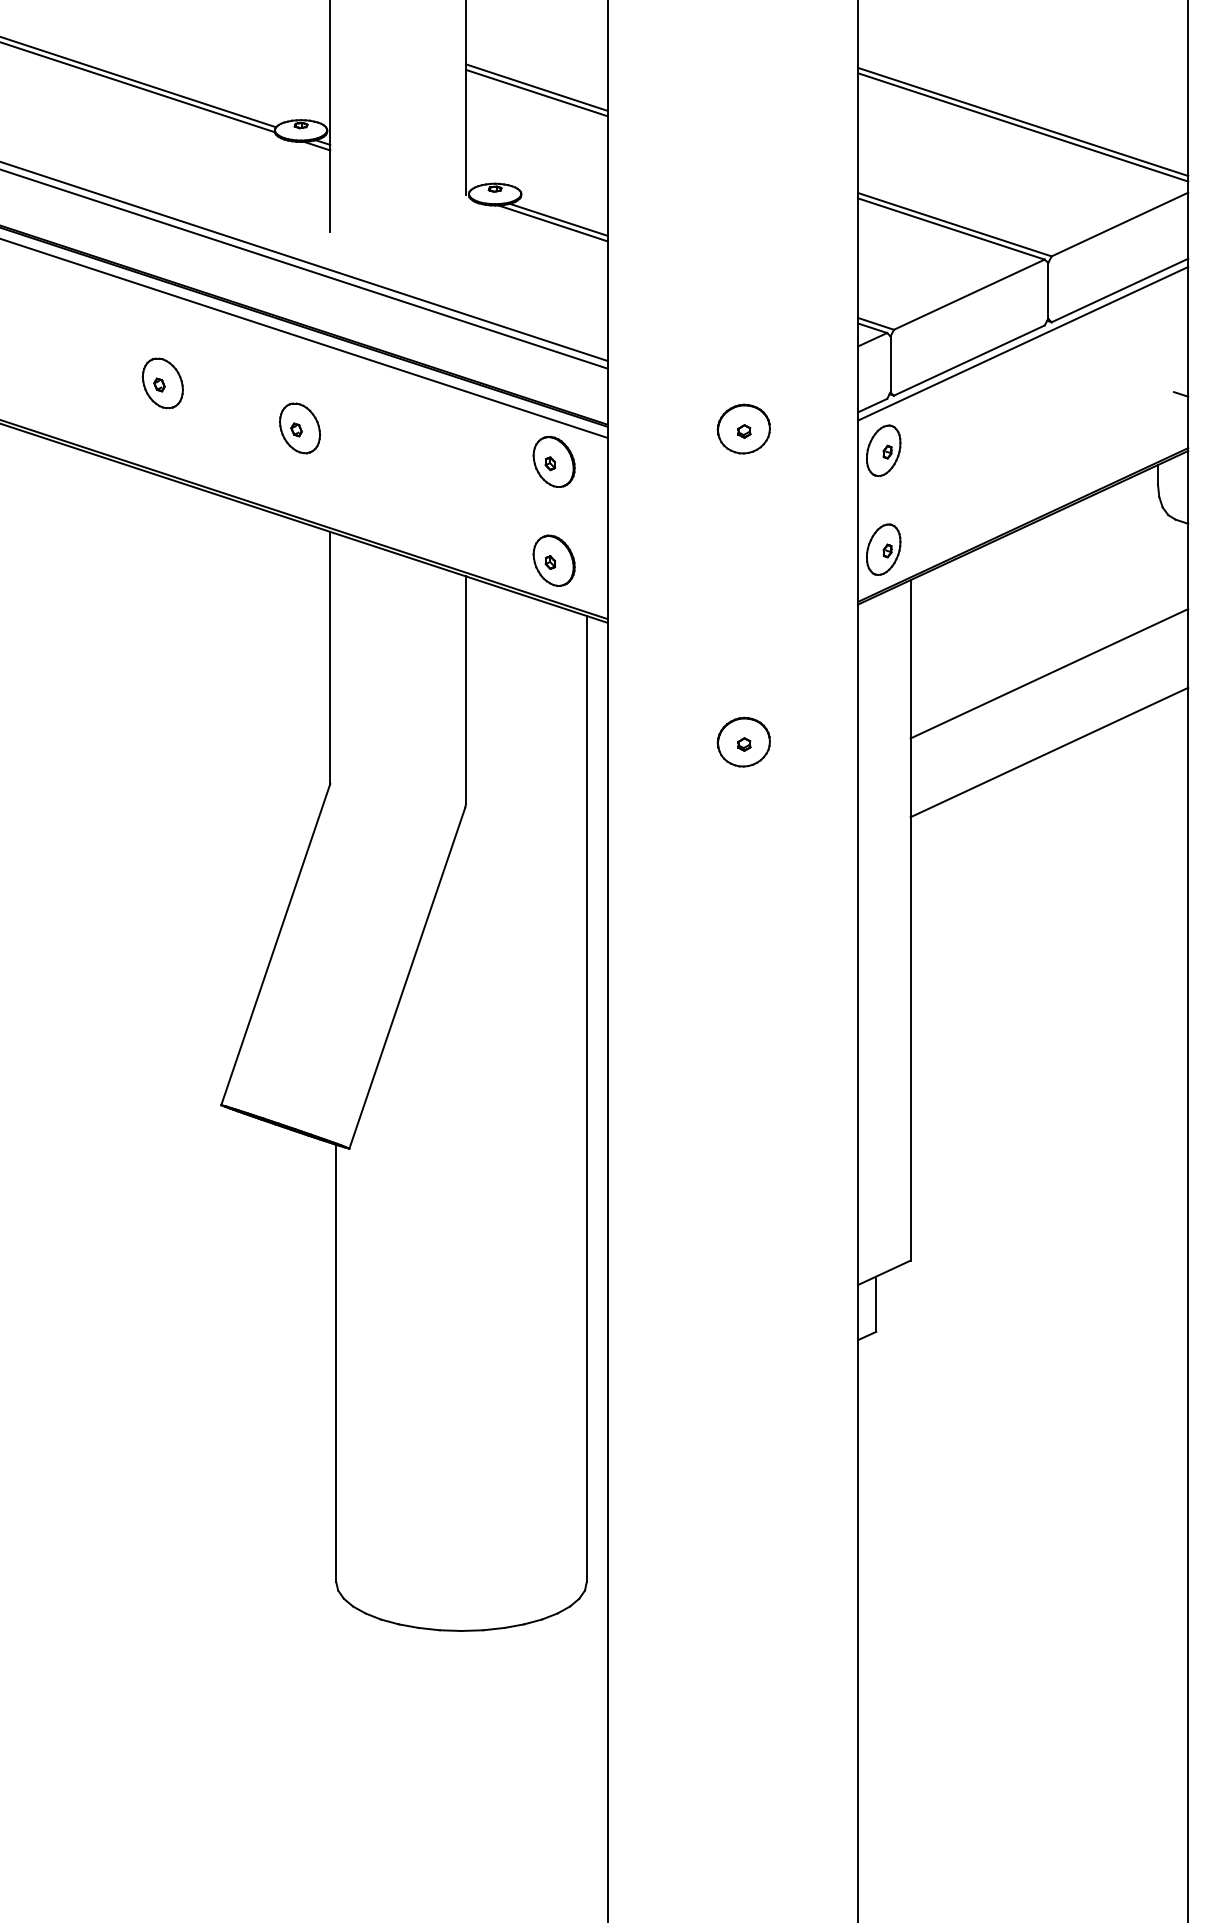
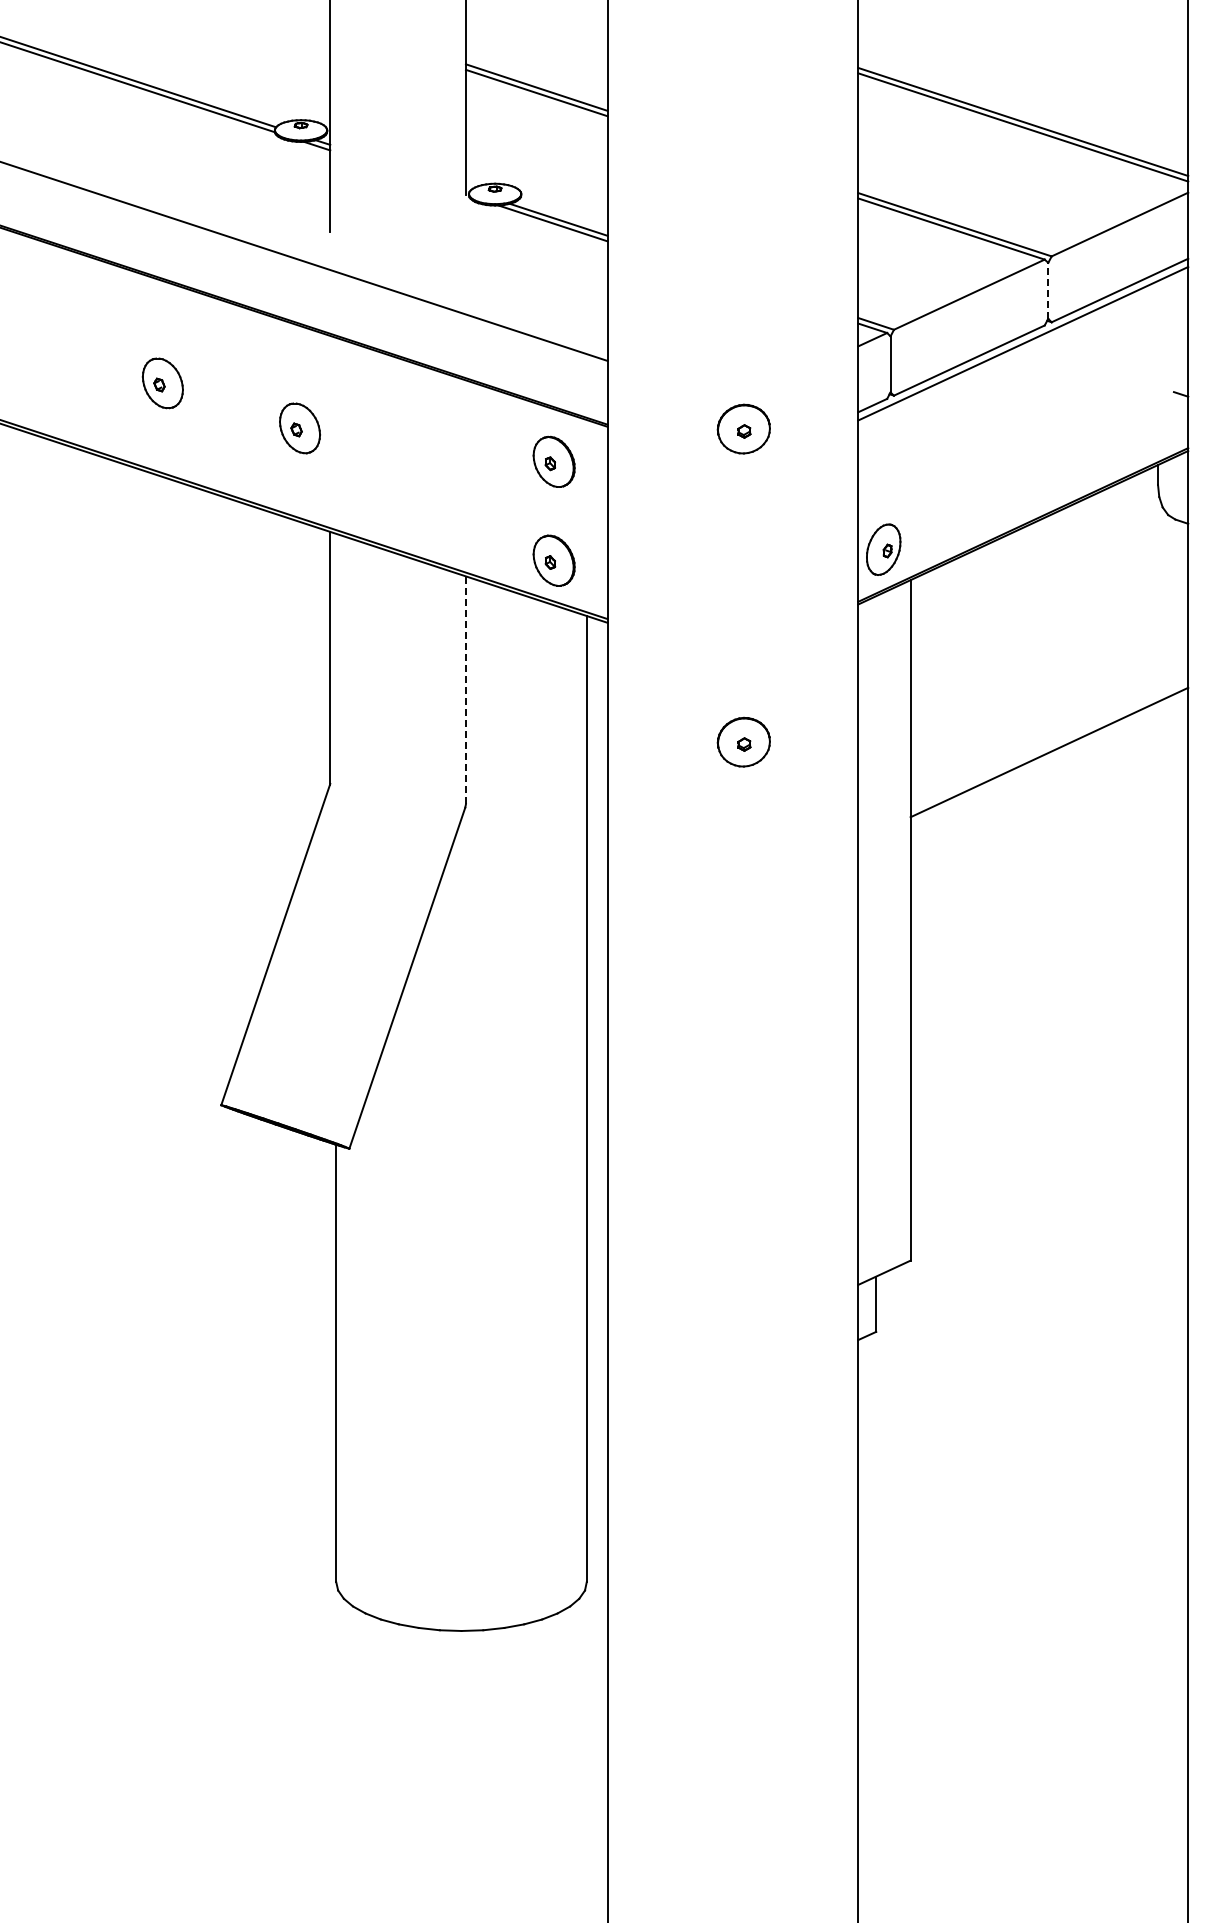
line: present -> none (304, 269)
line: solid -> dashed (1048, 290)
line: present -> none (304, 338)
part: present -> none (883, 450)
line: present -> none (1049, 673)
line: solid -> dashed (465, 690)
